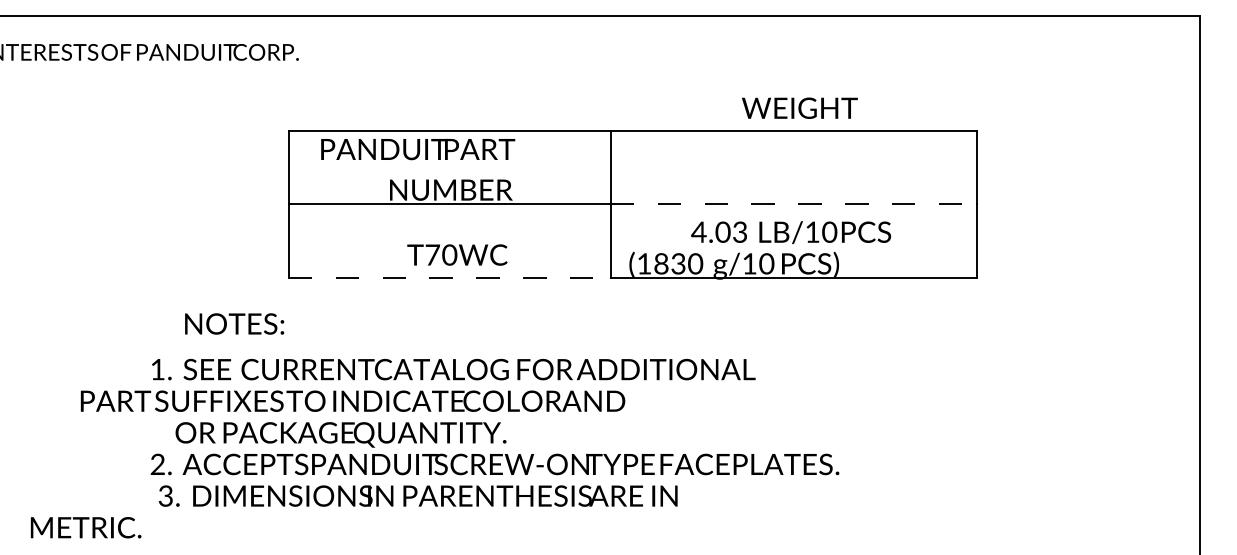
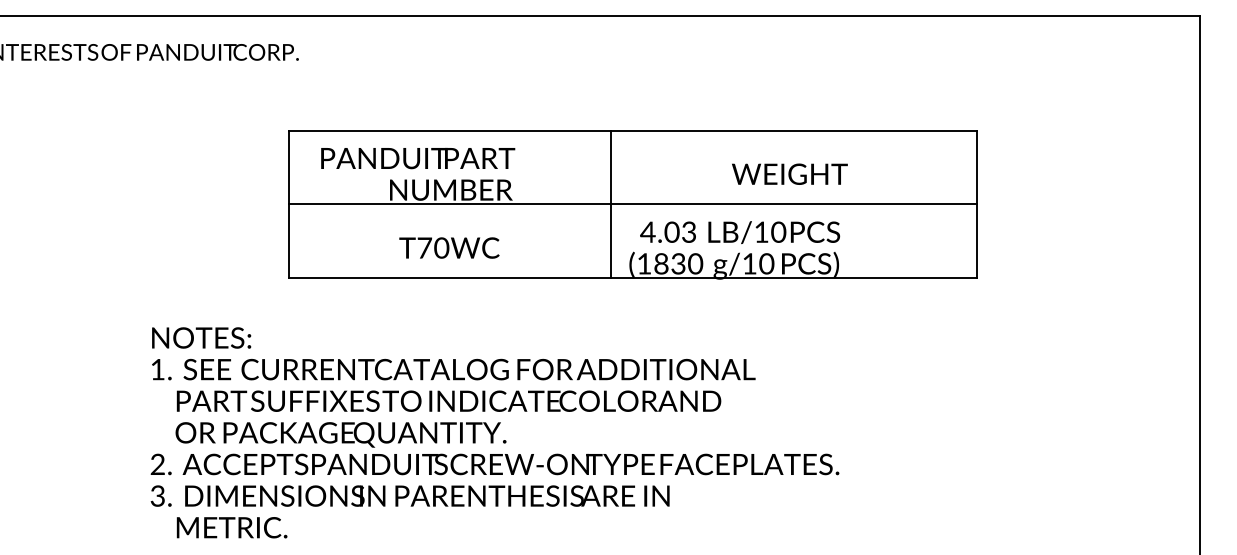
text position: (799, 107) -> (789, 173) (789, 173)
text position: (418, 149) -> (418, 158) (418, 158)
line: dashed -> solid (793, 204)
text position: (791, 232) -> (740, 232) (740, 232)
text position: (457, 254) -> (449, 247) (449, 247)
line: dashed -> solid (450, 278)
text position: (234, 323) -> (201, 337) (201, 337)
text position: (352, 400) -> (448, 400) (448, 400)
text position: (417, 495) -> (409, 495) (409, 495)
text position: (85, 527) -> (231, 527) (231, 527)
